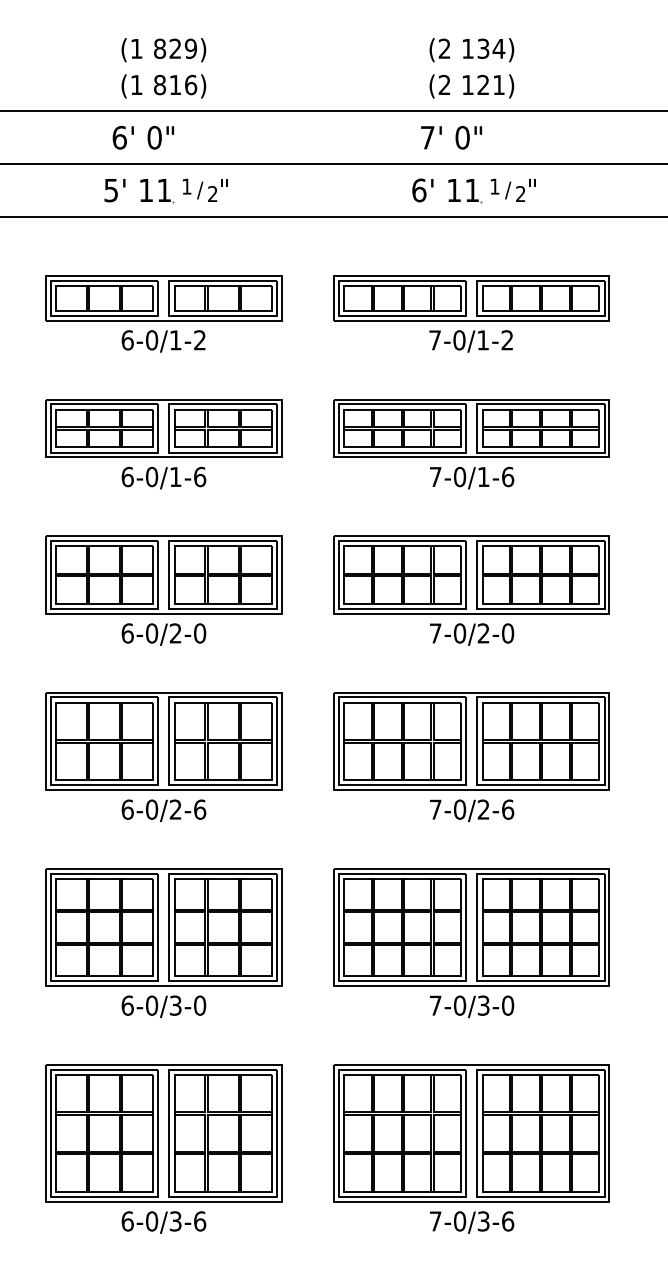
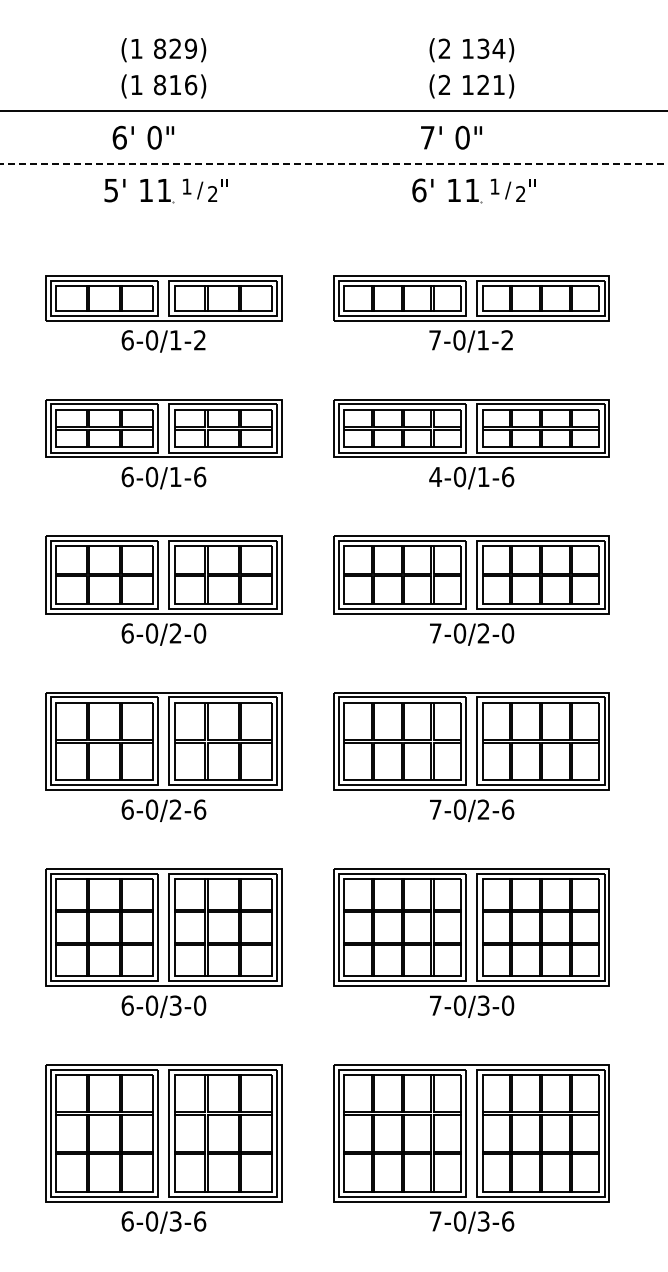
line: solid -> dashed (334, 164)
line: present -> none (333, 216)
text: 7-0/1-6 -> 4-0/1-6 (435, 476)
